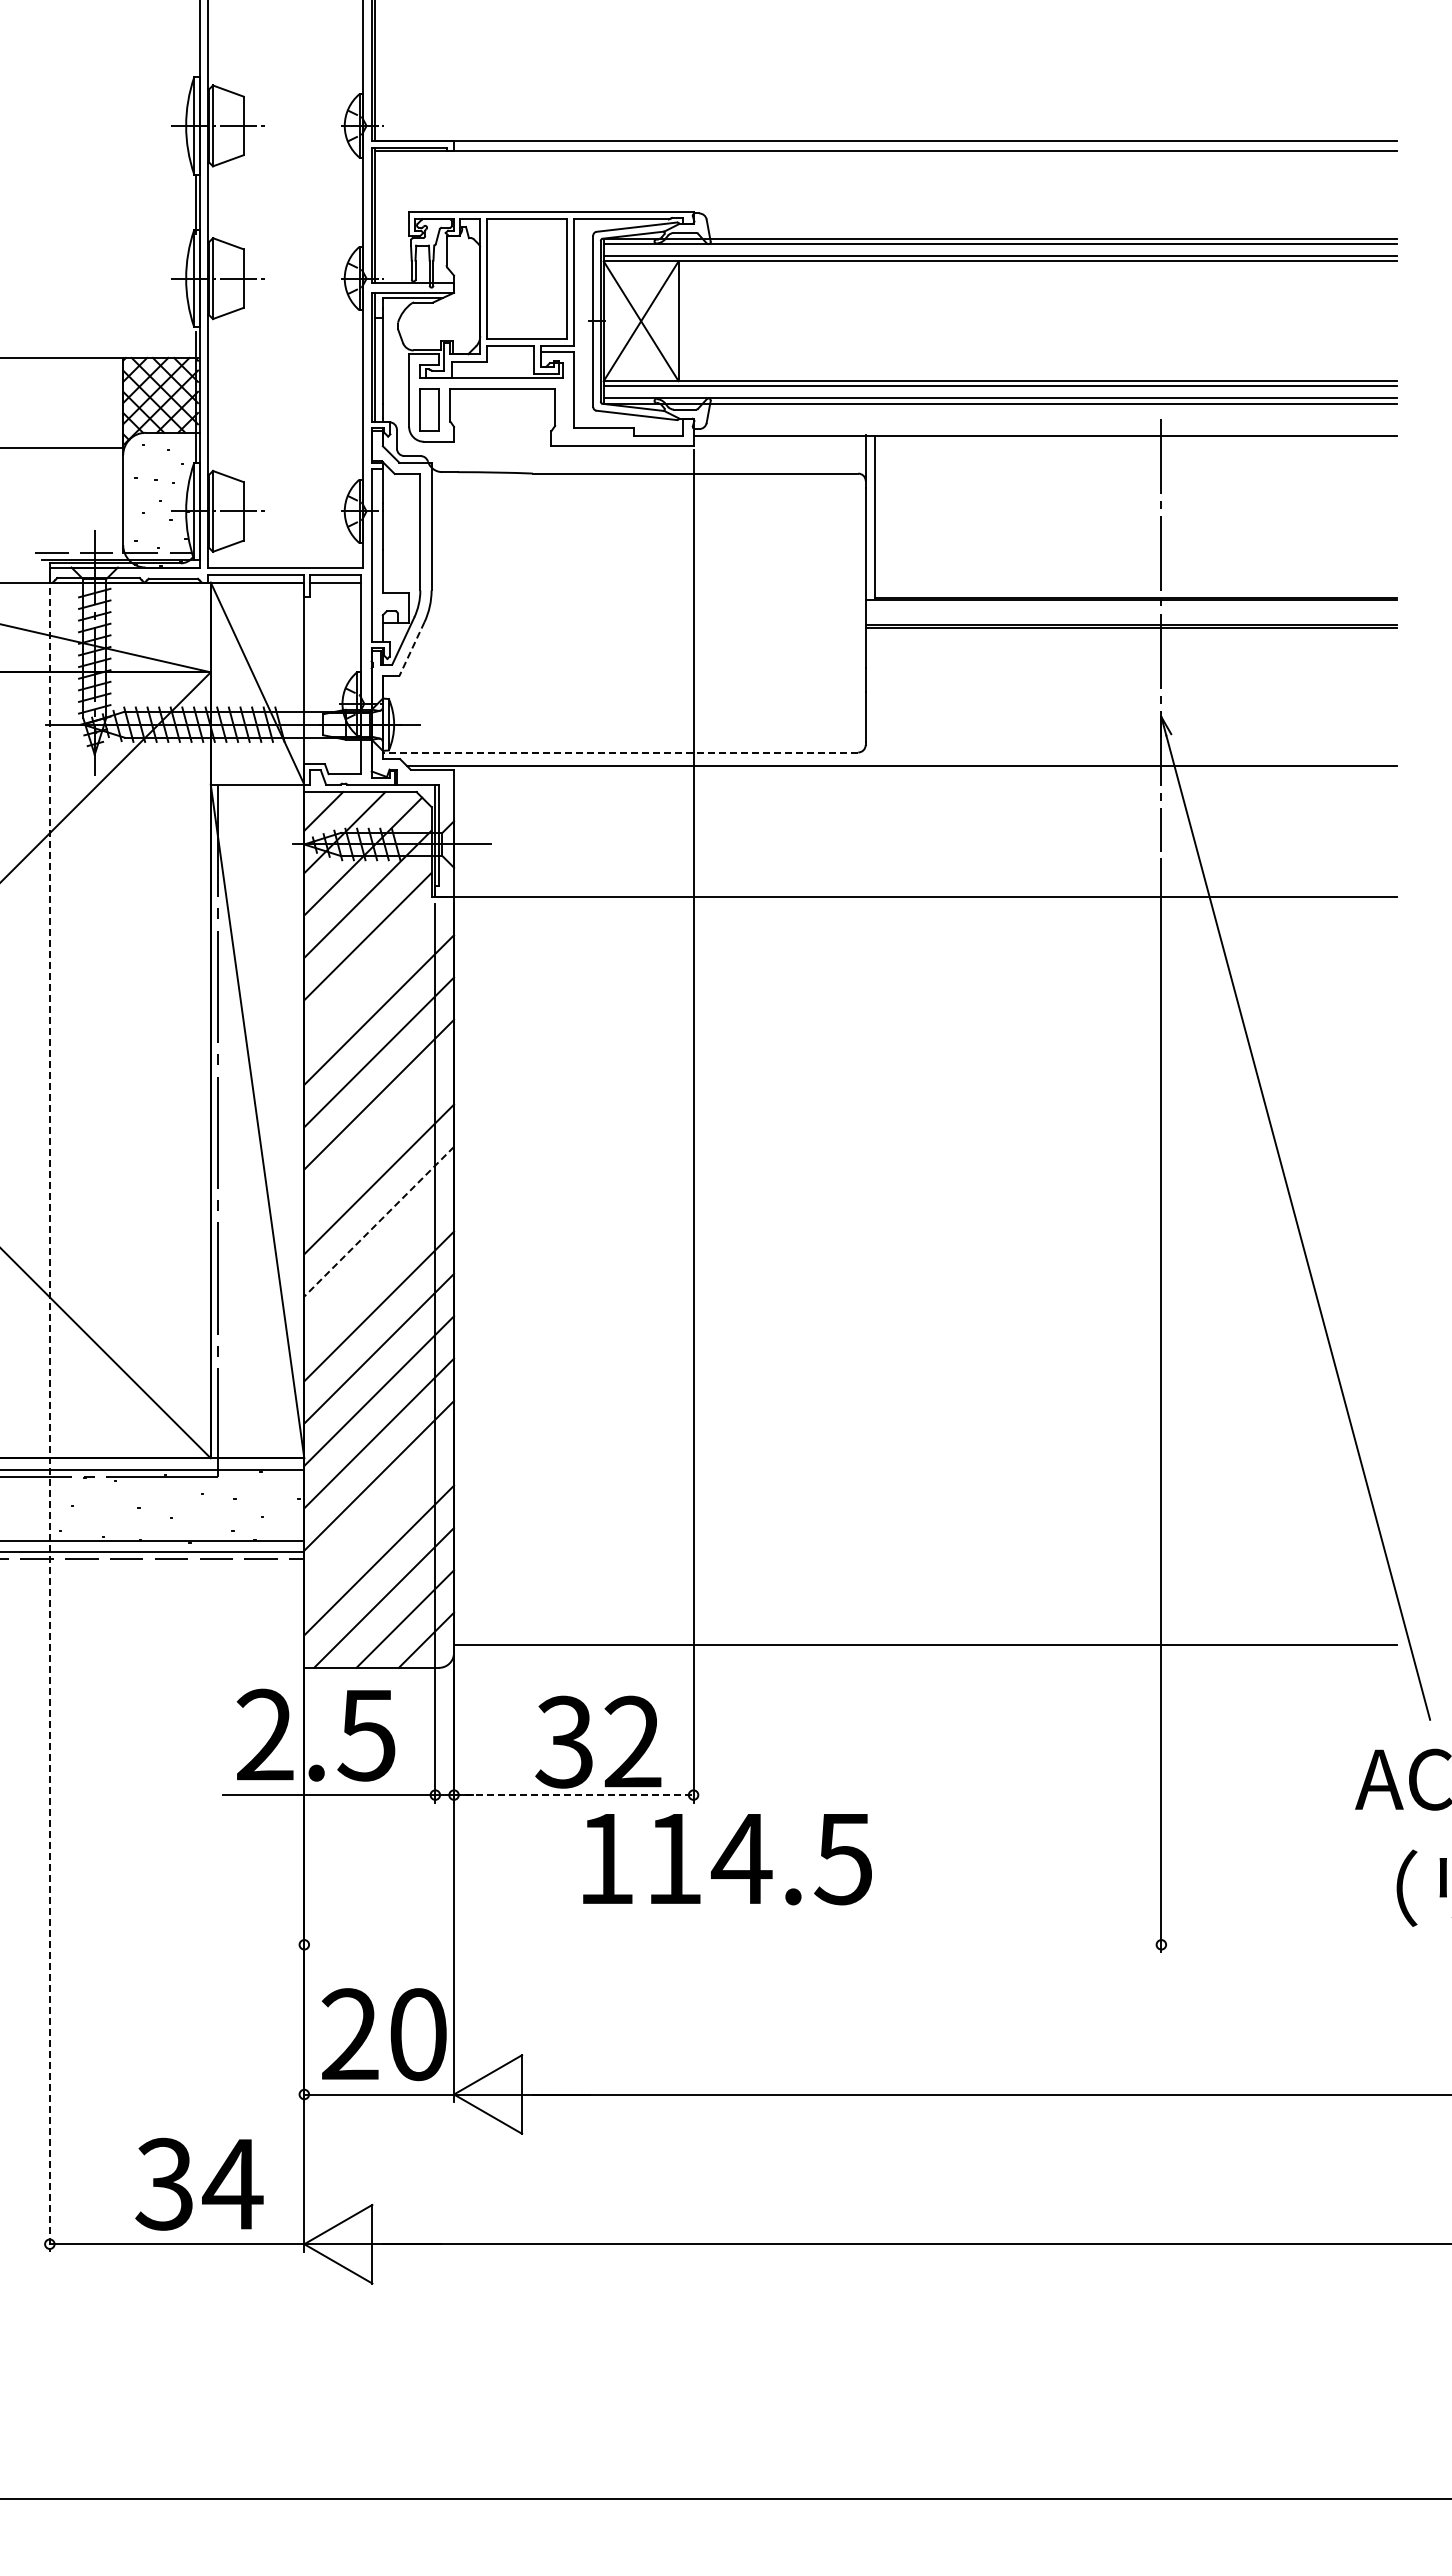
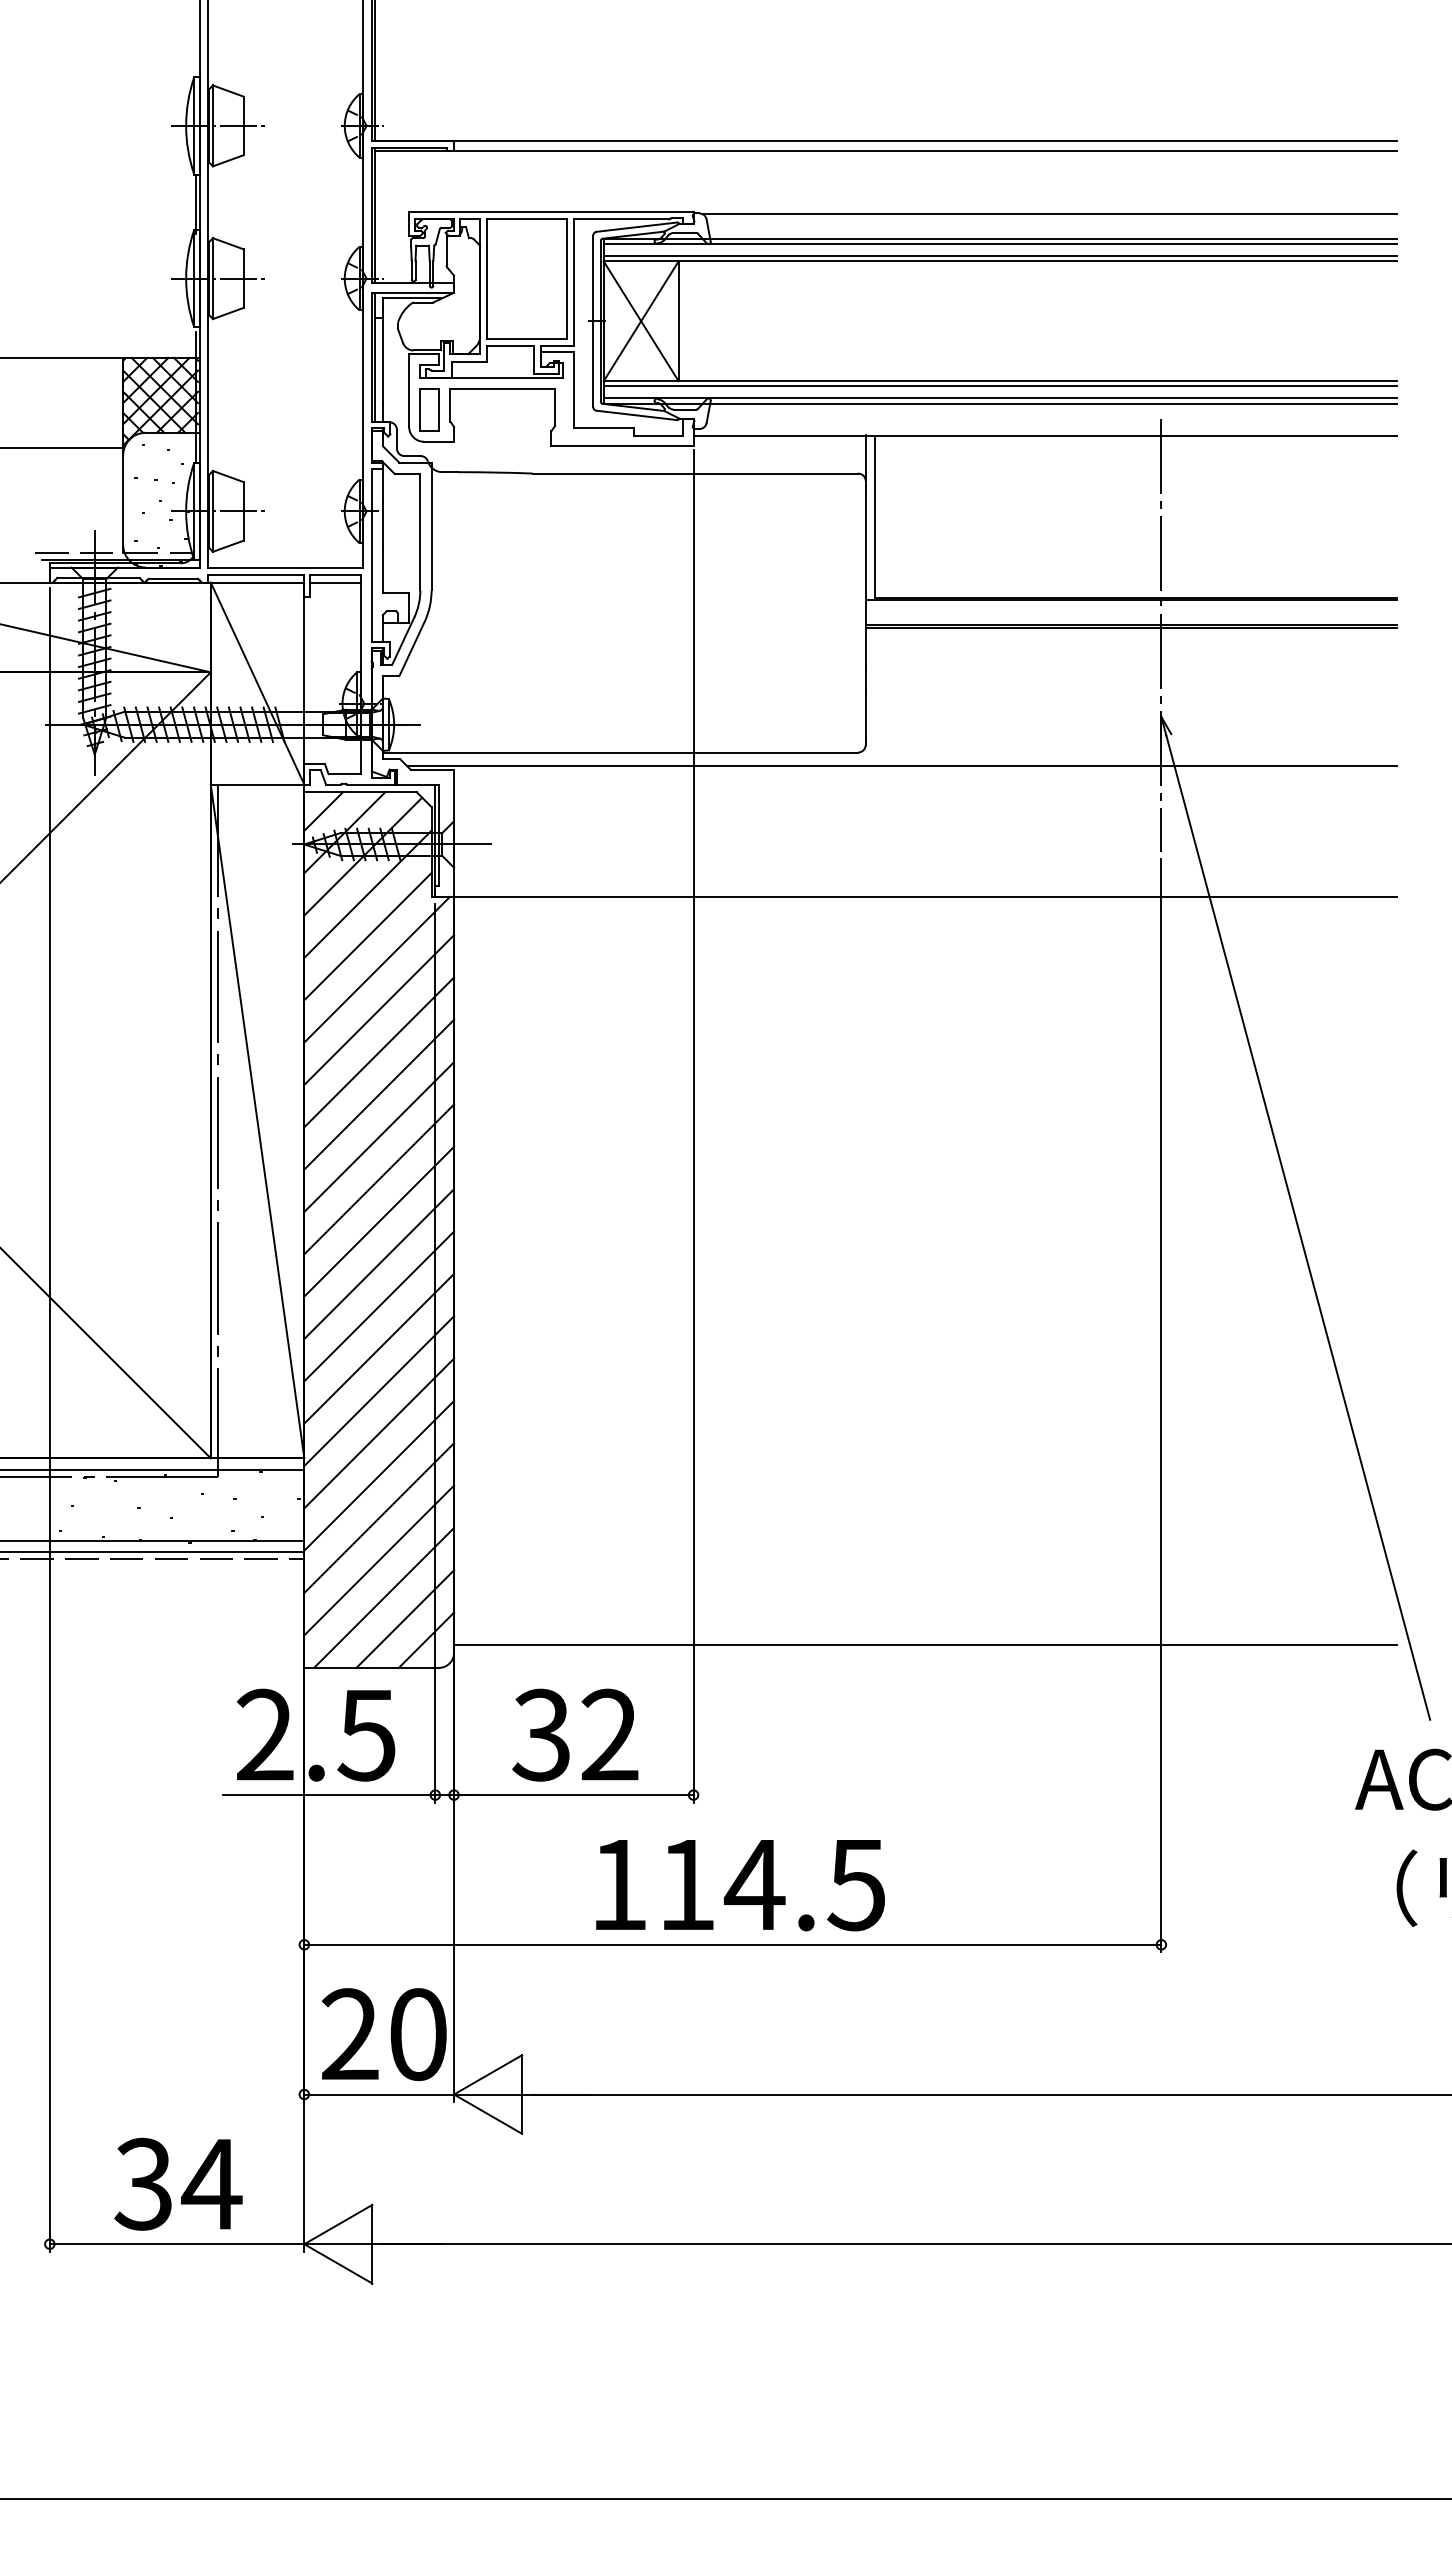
line: none -> present (1049, 214)
line: dashed -> solid (411, 649)
line: dashed -> solid (620, 752)
line: none -> present (377, 969)
line: none -> present (379, 1136)
line: dashed -> solid (379, 1221)
line: none -> present (379, 1263)
line: dashed -> solid (49, 1419)
line: none -> present (379, 1518)
text position: (598, 1741) -> (575, 1734) (575, 1734)
line: dashed -> solid (573, 1795)
text position: (727, 1859) -> (740, 1885) (740, 1885)
line: none -> present (732, 1944)
text position: (199, 2183) -> (178, 2183) (178, 2183)
